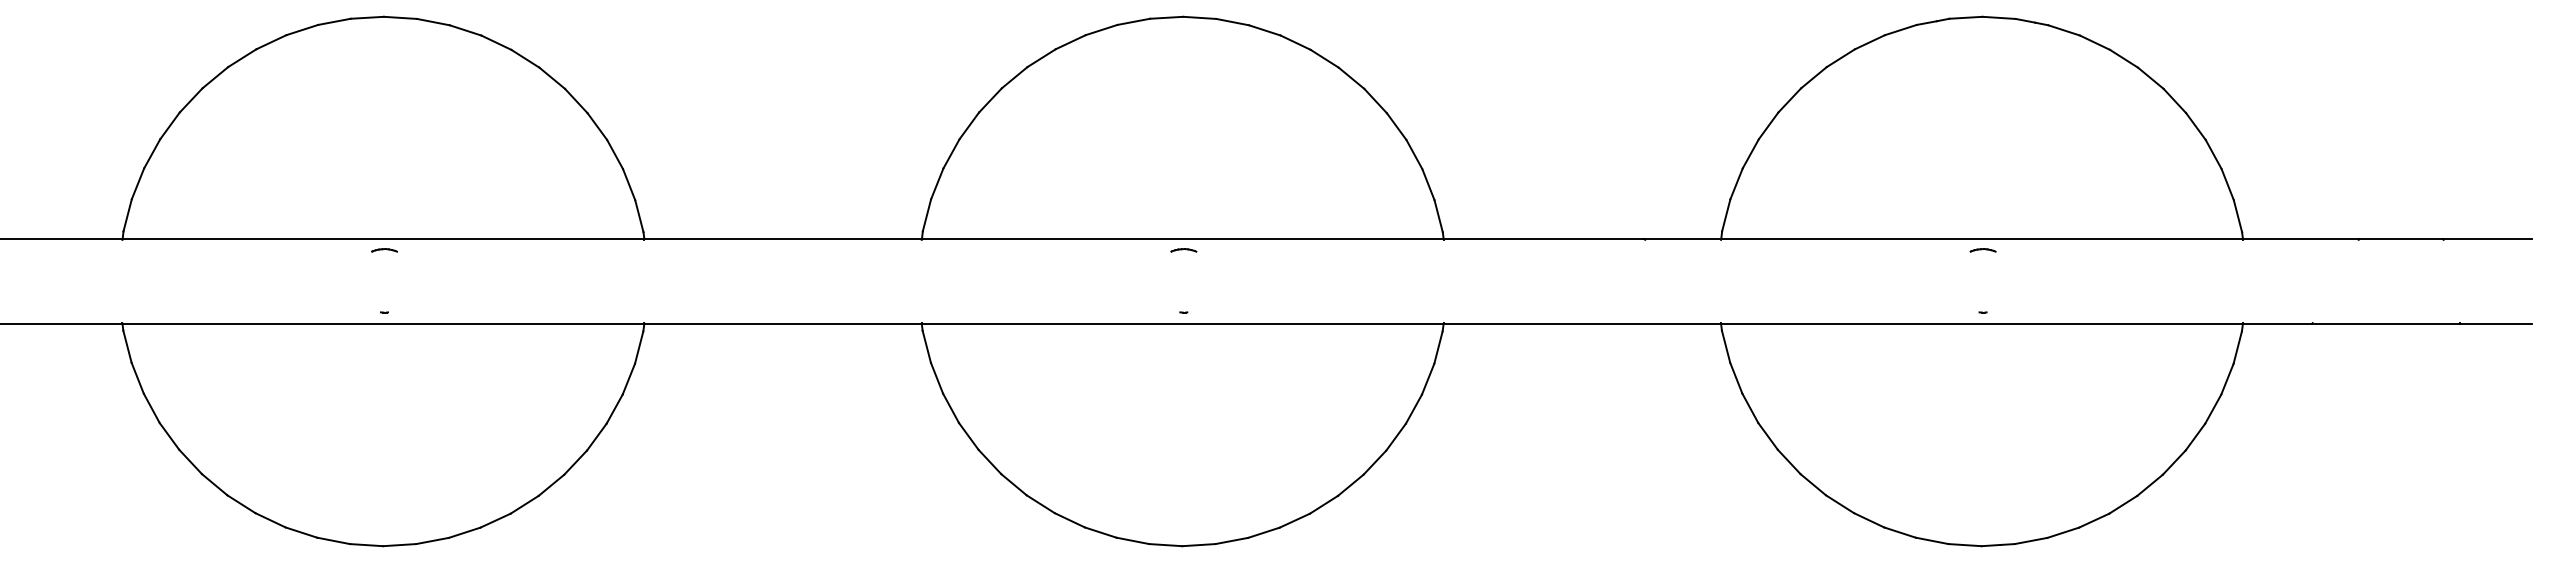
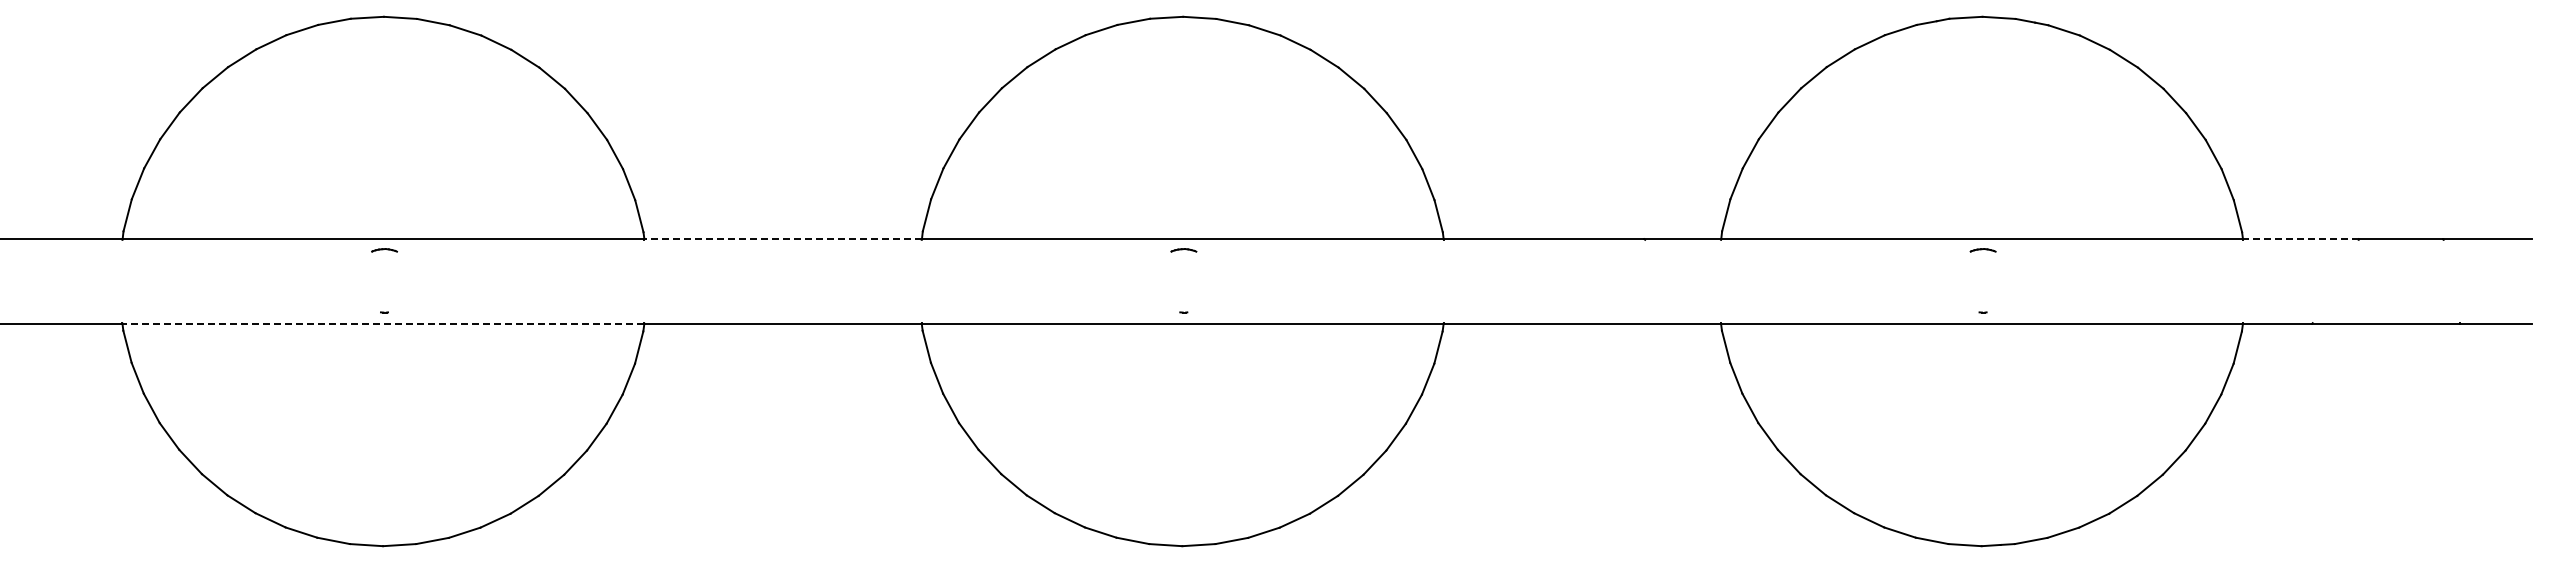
line: solid -> dashed (783, 239)
line: solid -> dashed (2300, 239)
line: solid -> dashed (383, 323)
